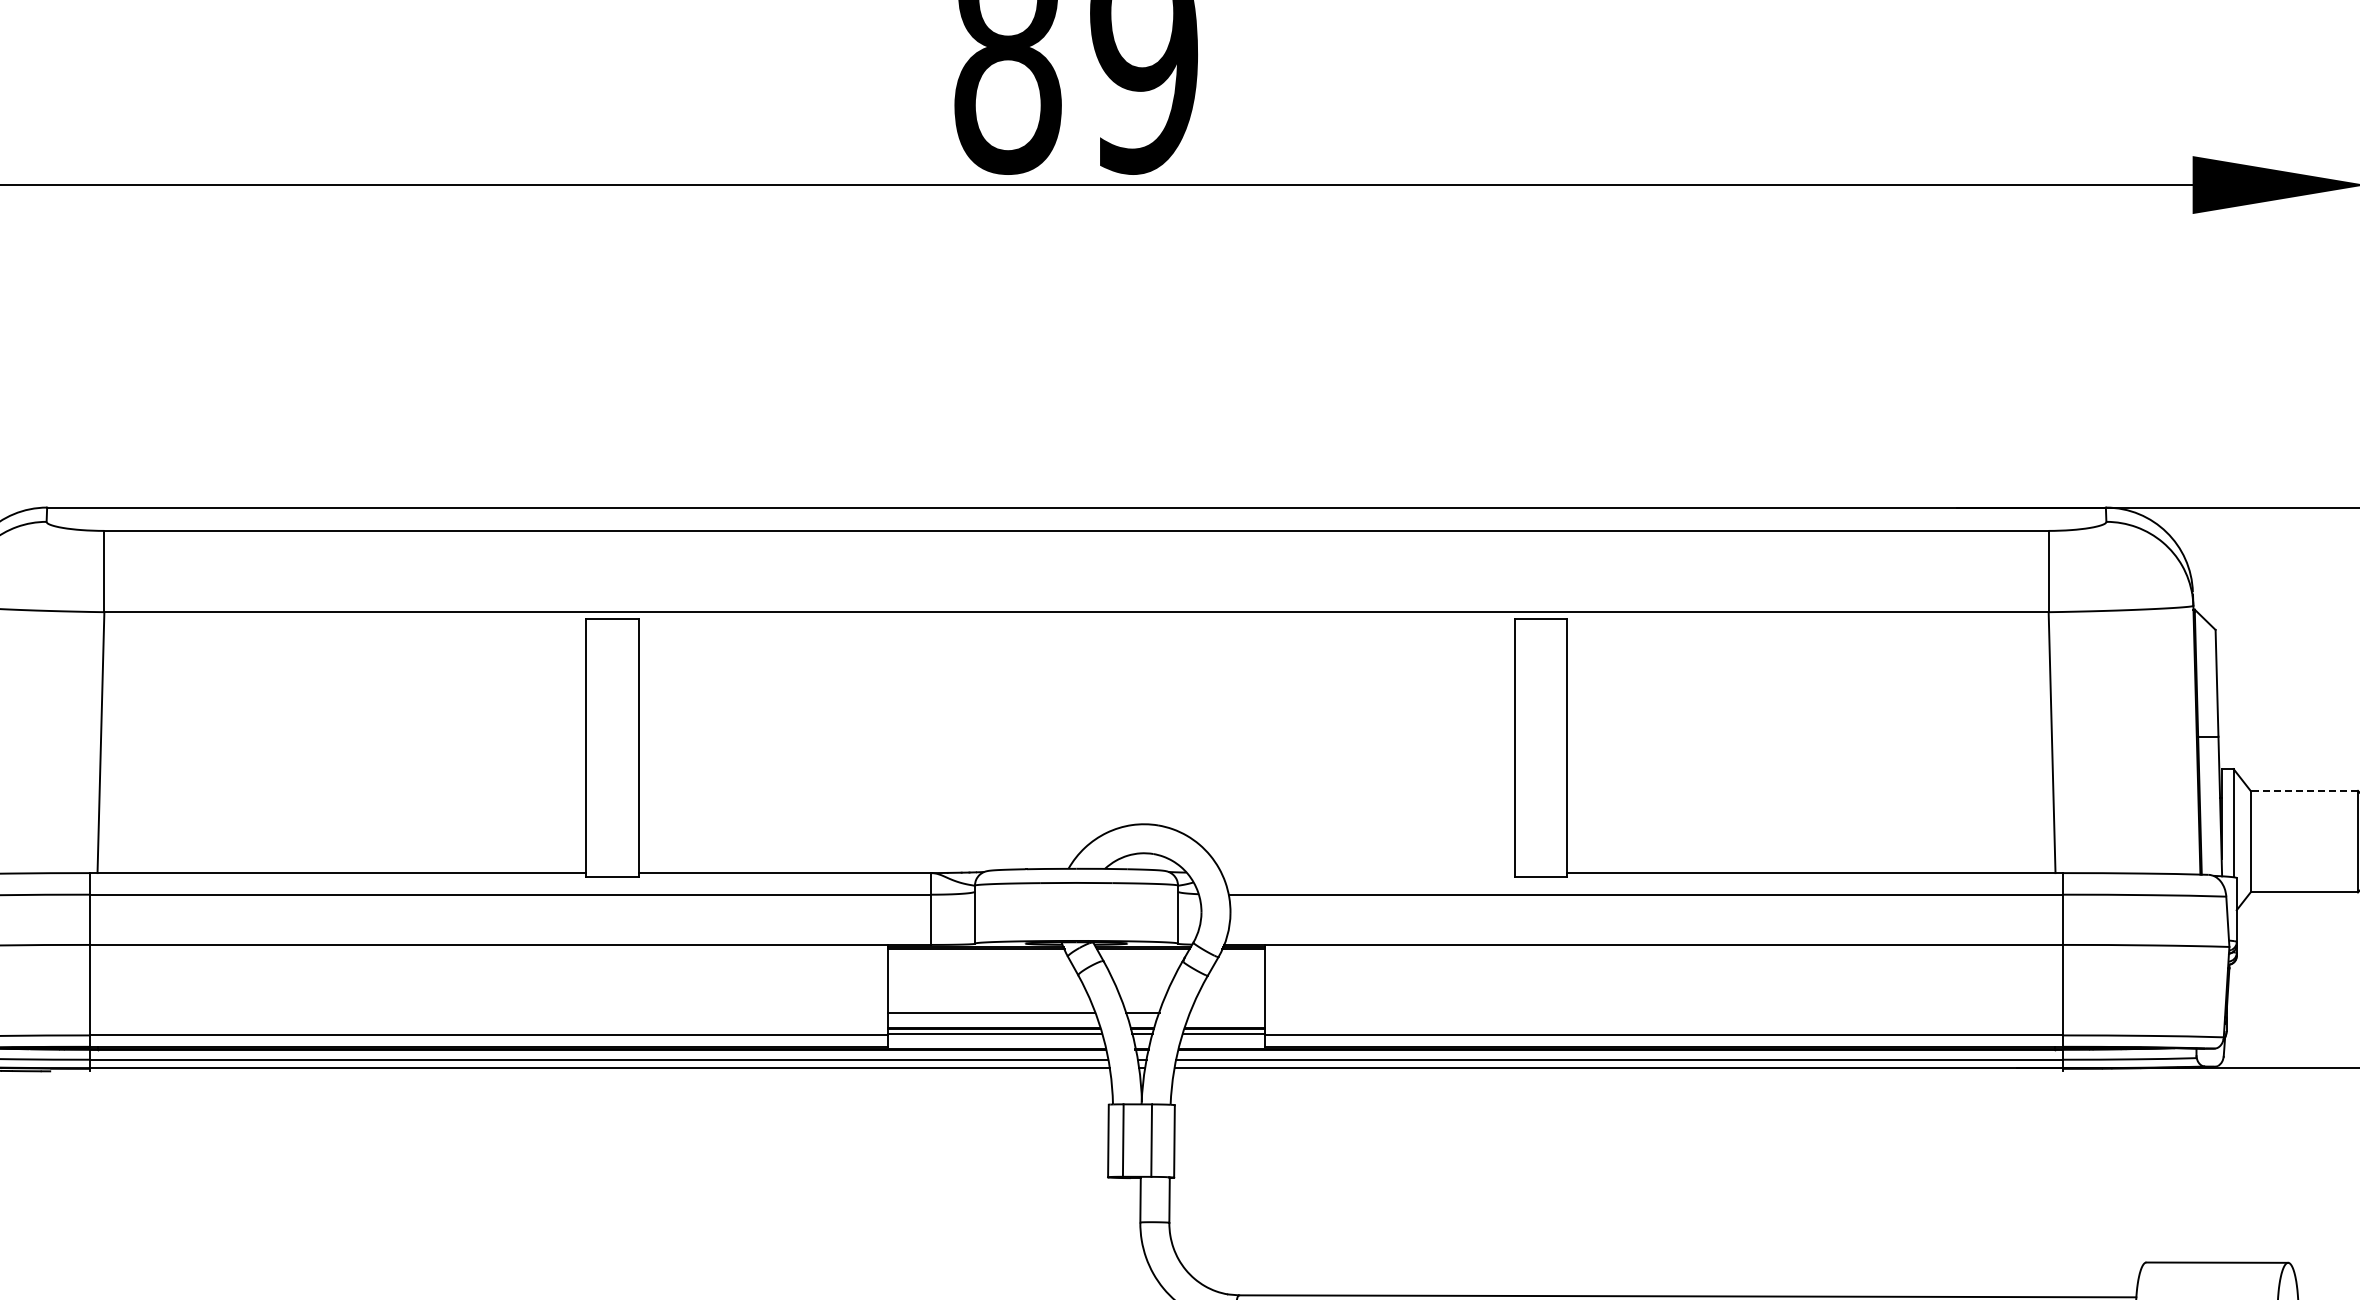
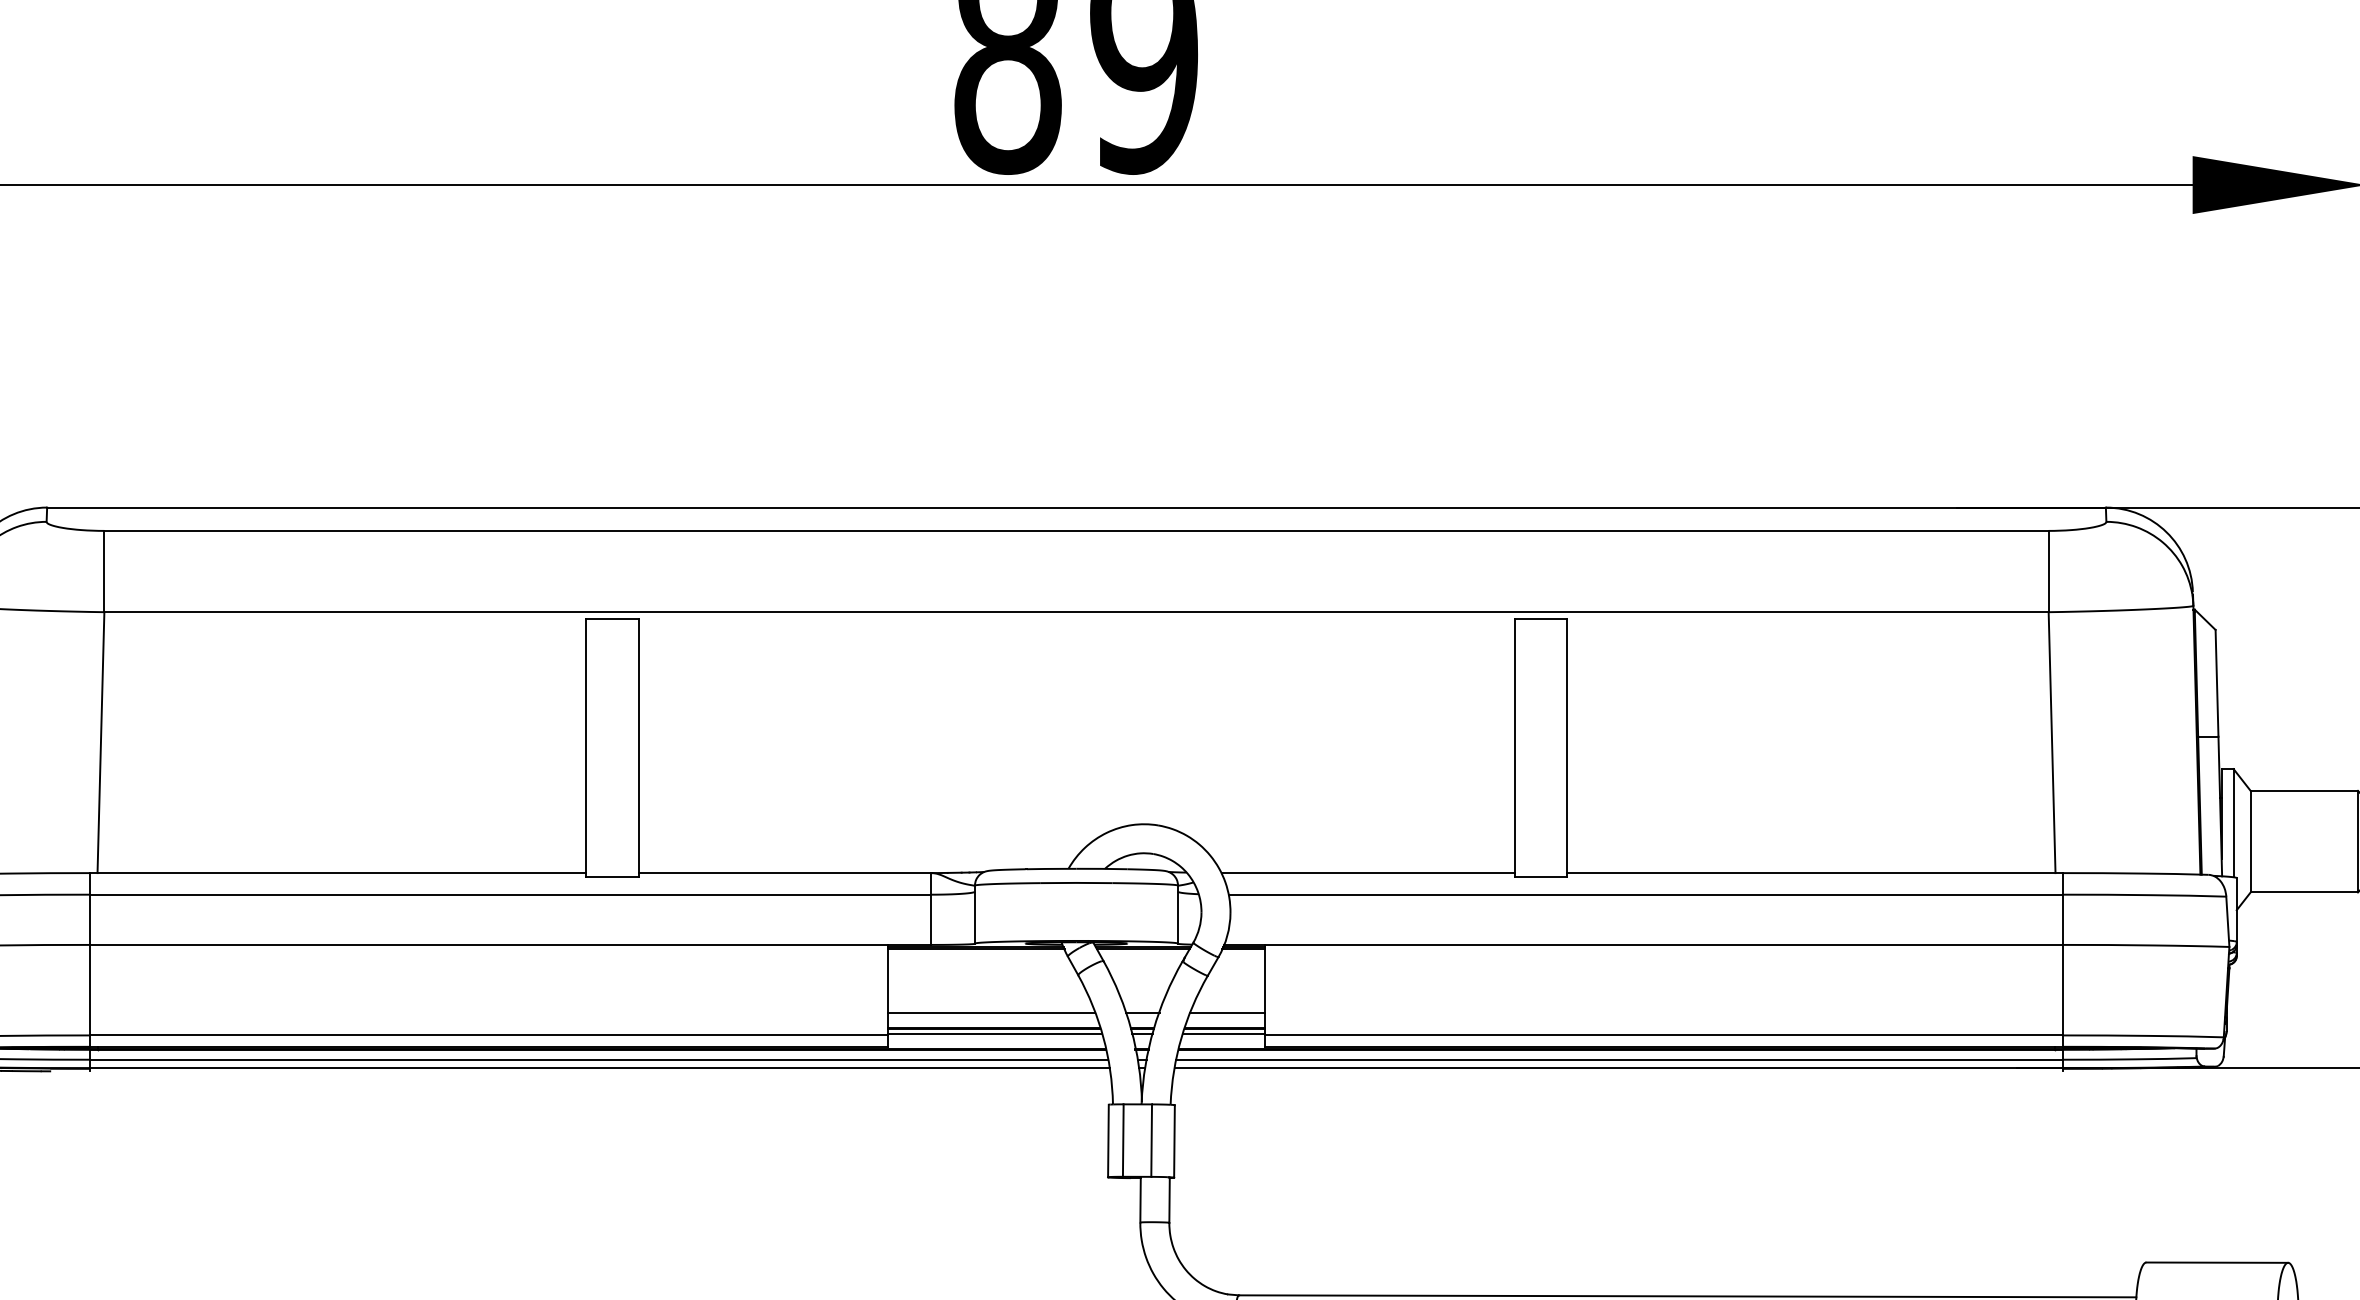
line: dashed -> solid (2304, 790)
line: none -> present (1367, 873)
line: none -> present (1227, 1013)
